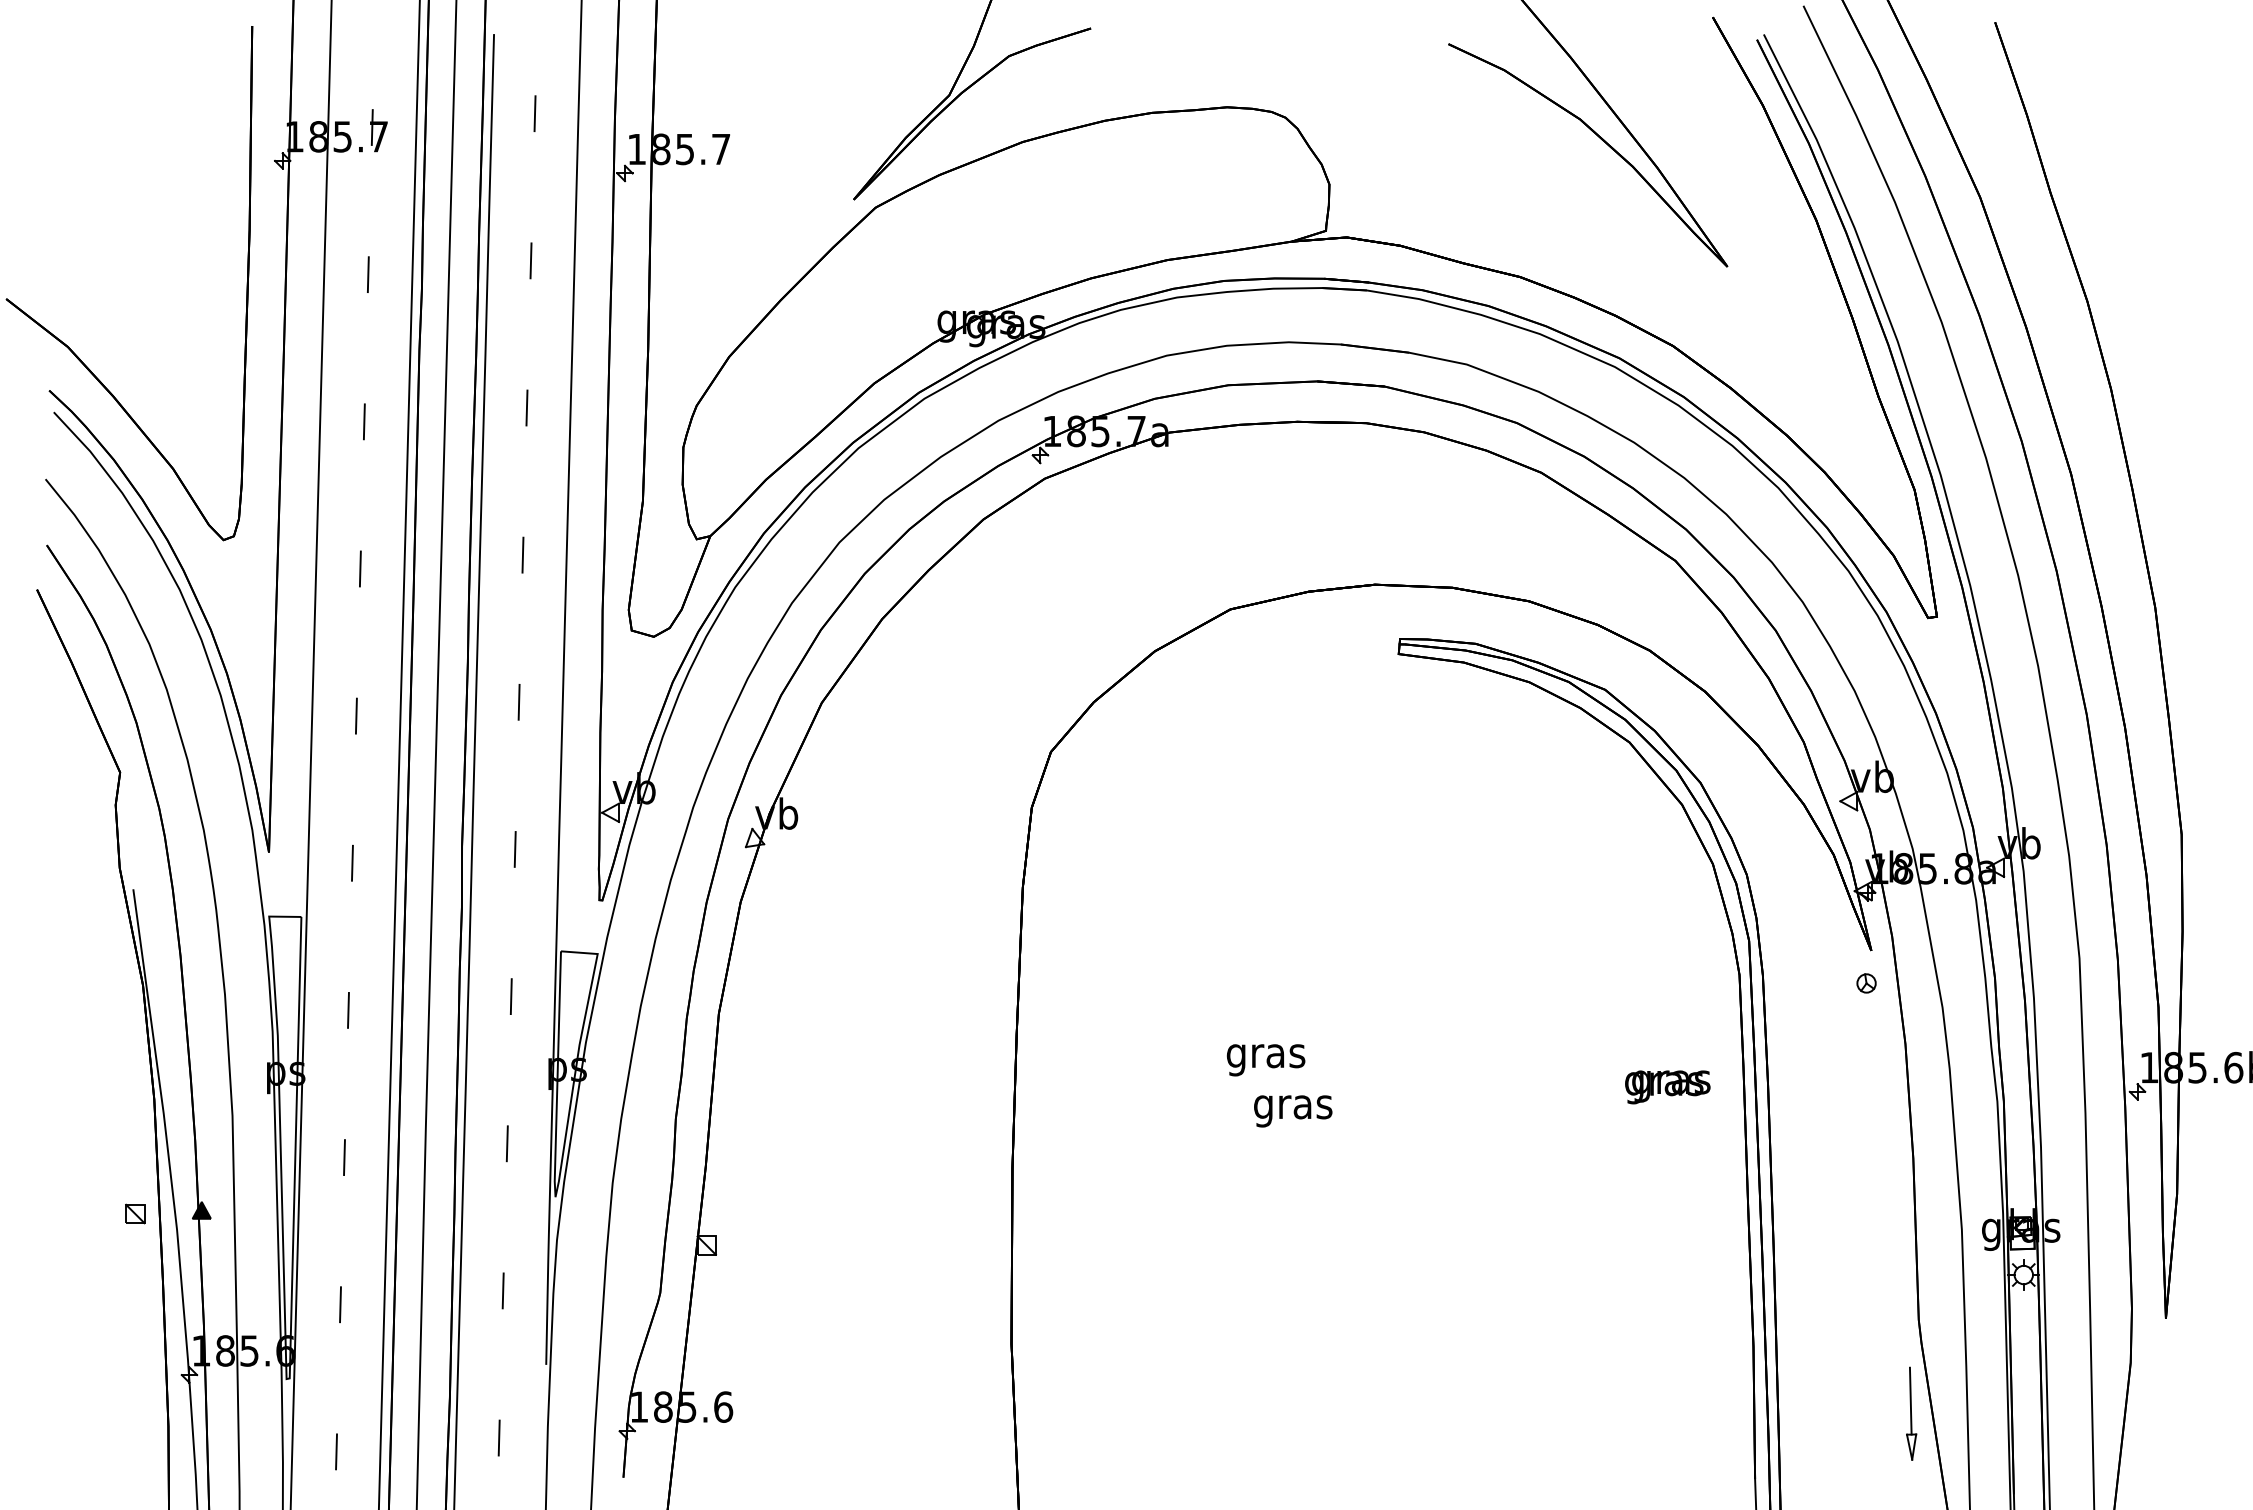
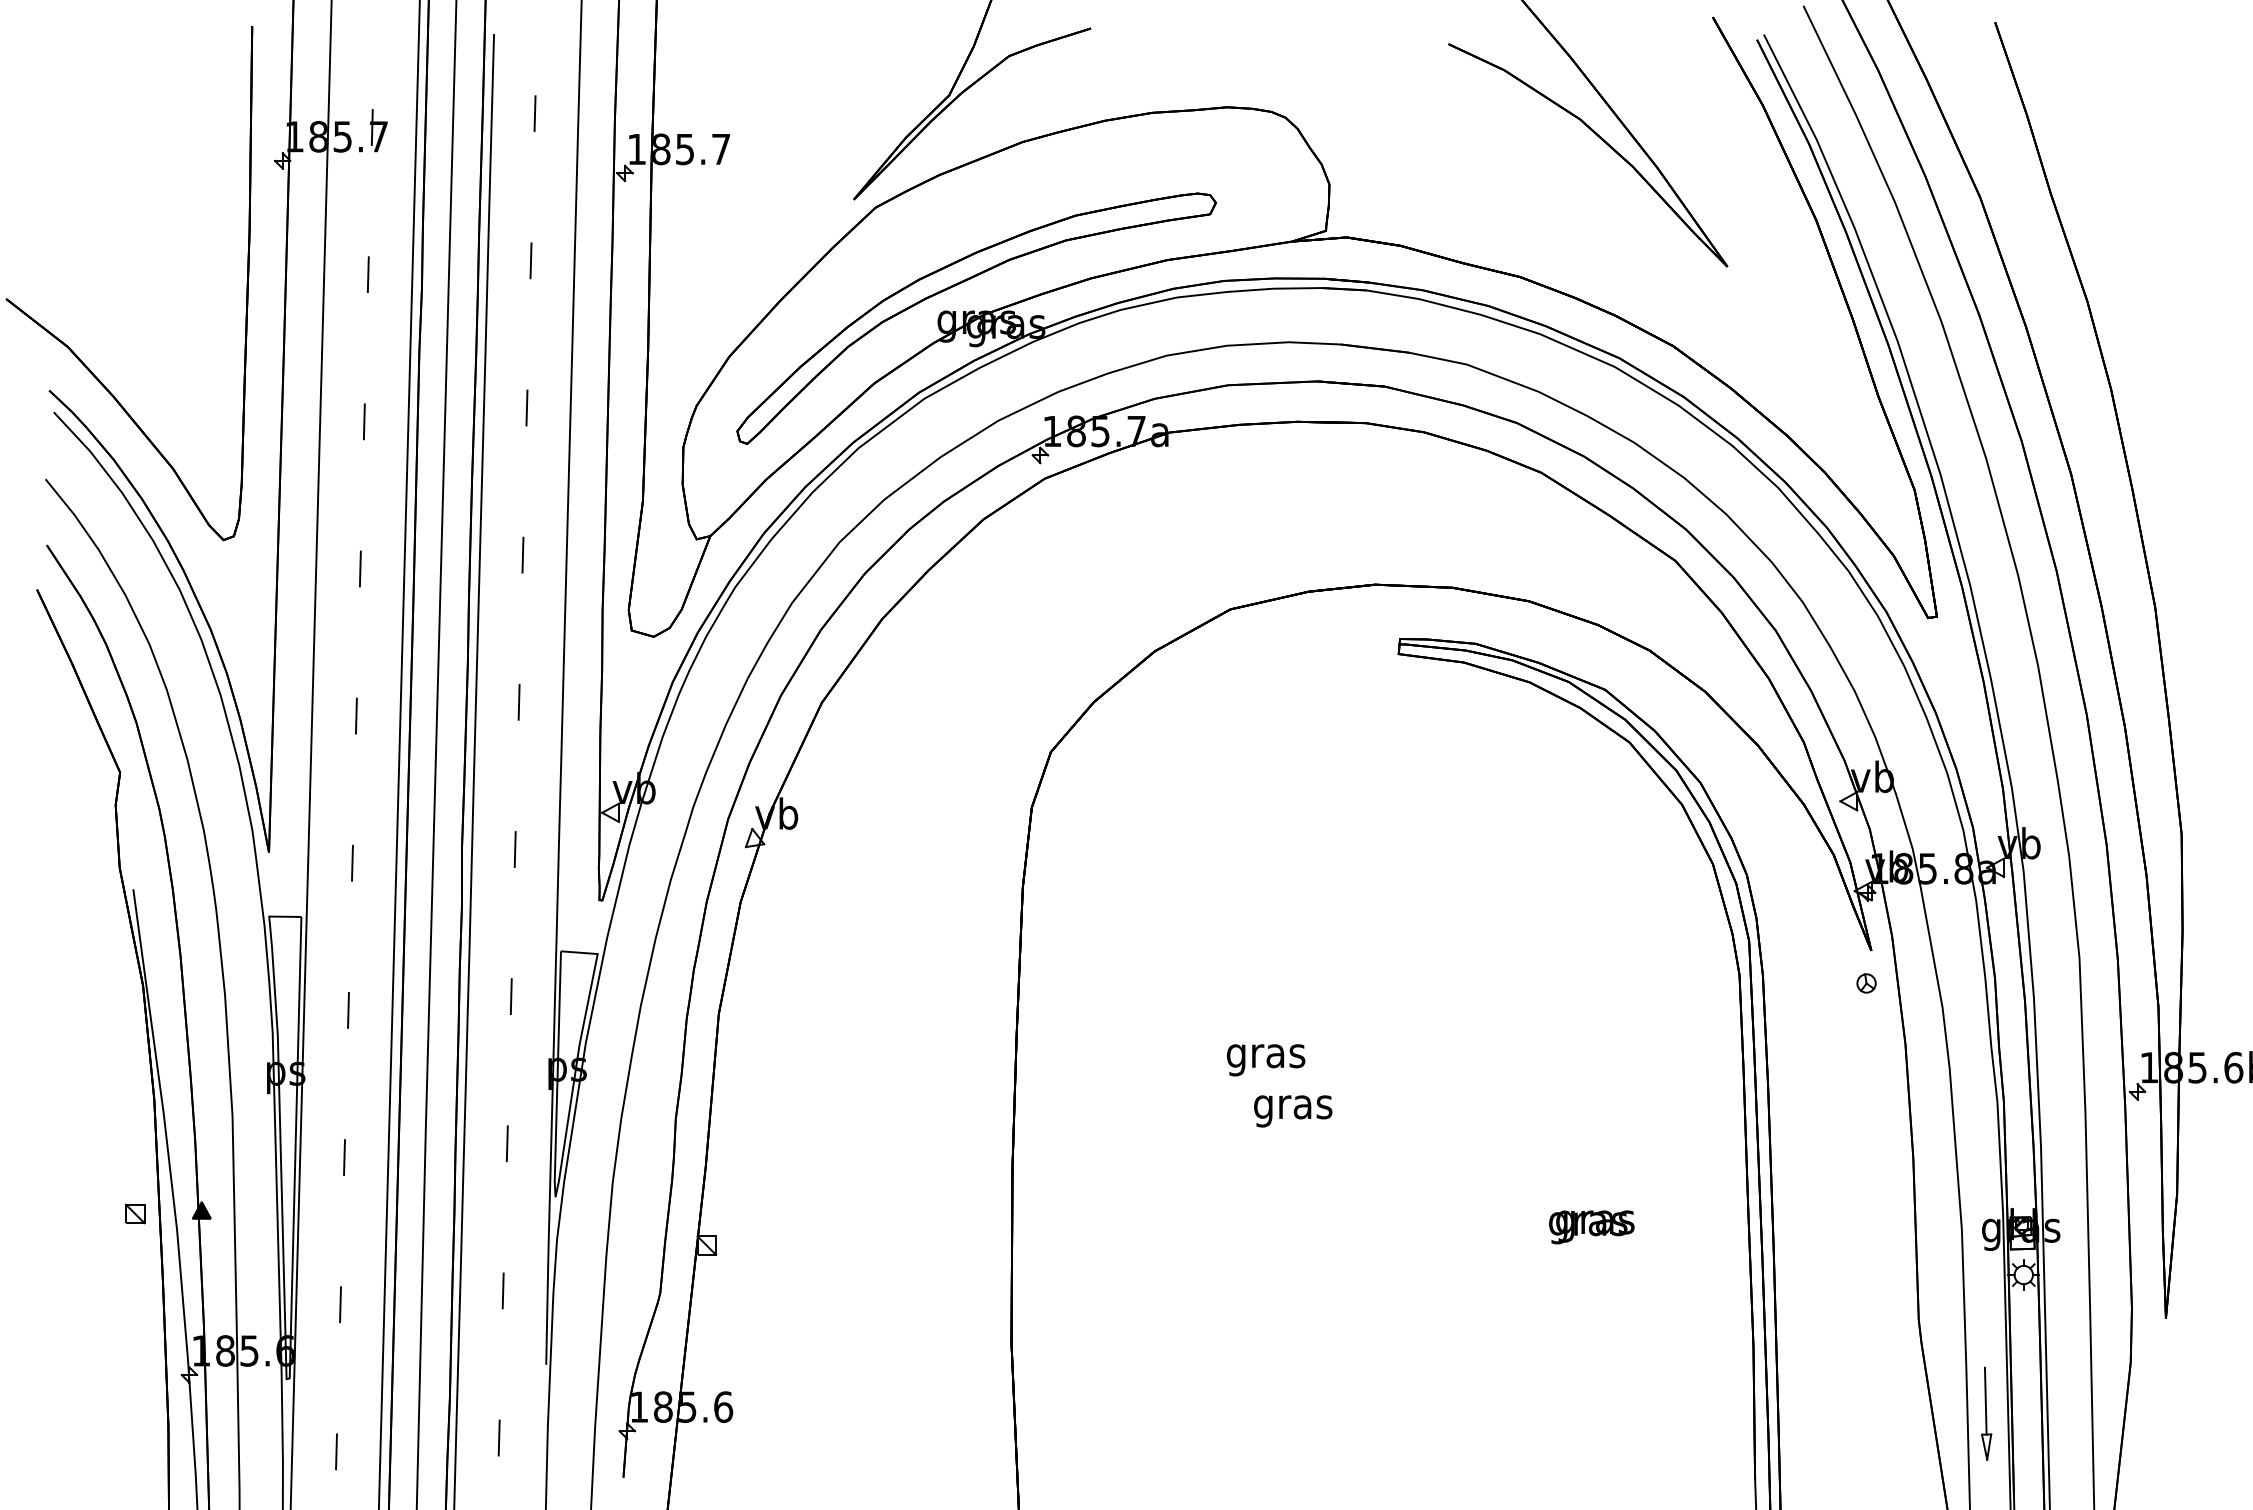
part: none -> present (959, 284)
text position: (1667, 1087) -> (1591, 1227) (1591, 1227)
part position: (1911, 1413) -> (1986, 1413) (1986, 1413)
